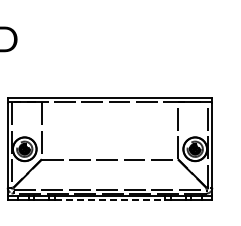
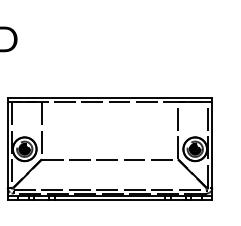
line: dashed -> solid (110, 200)
